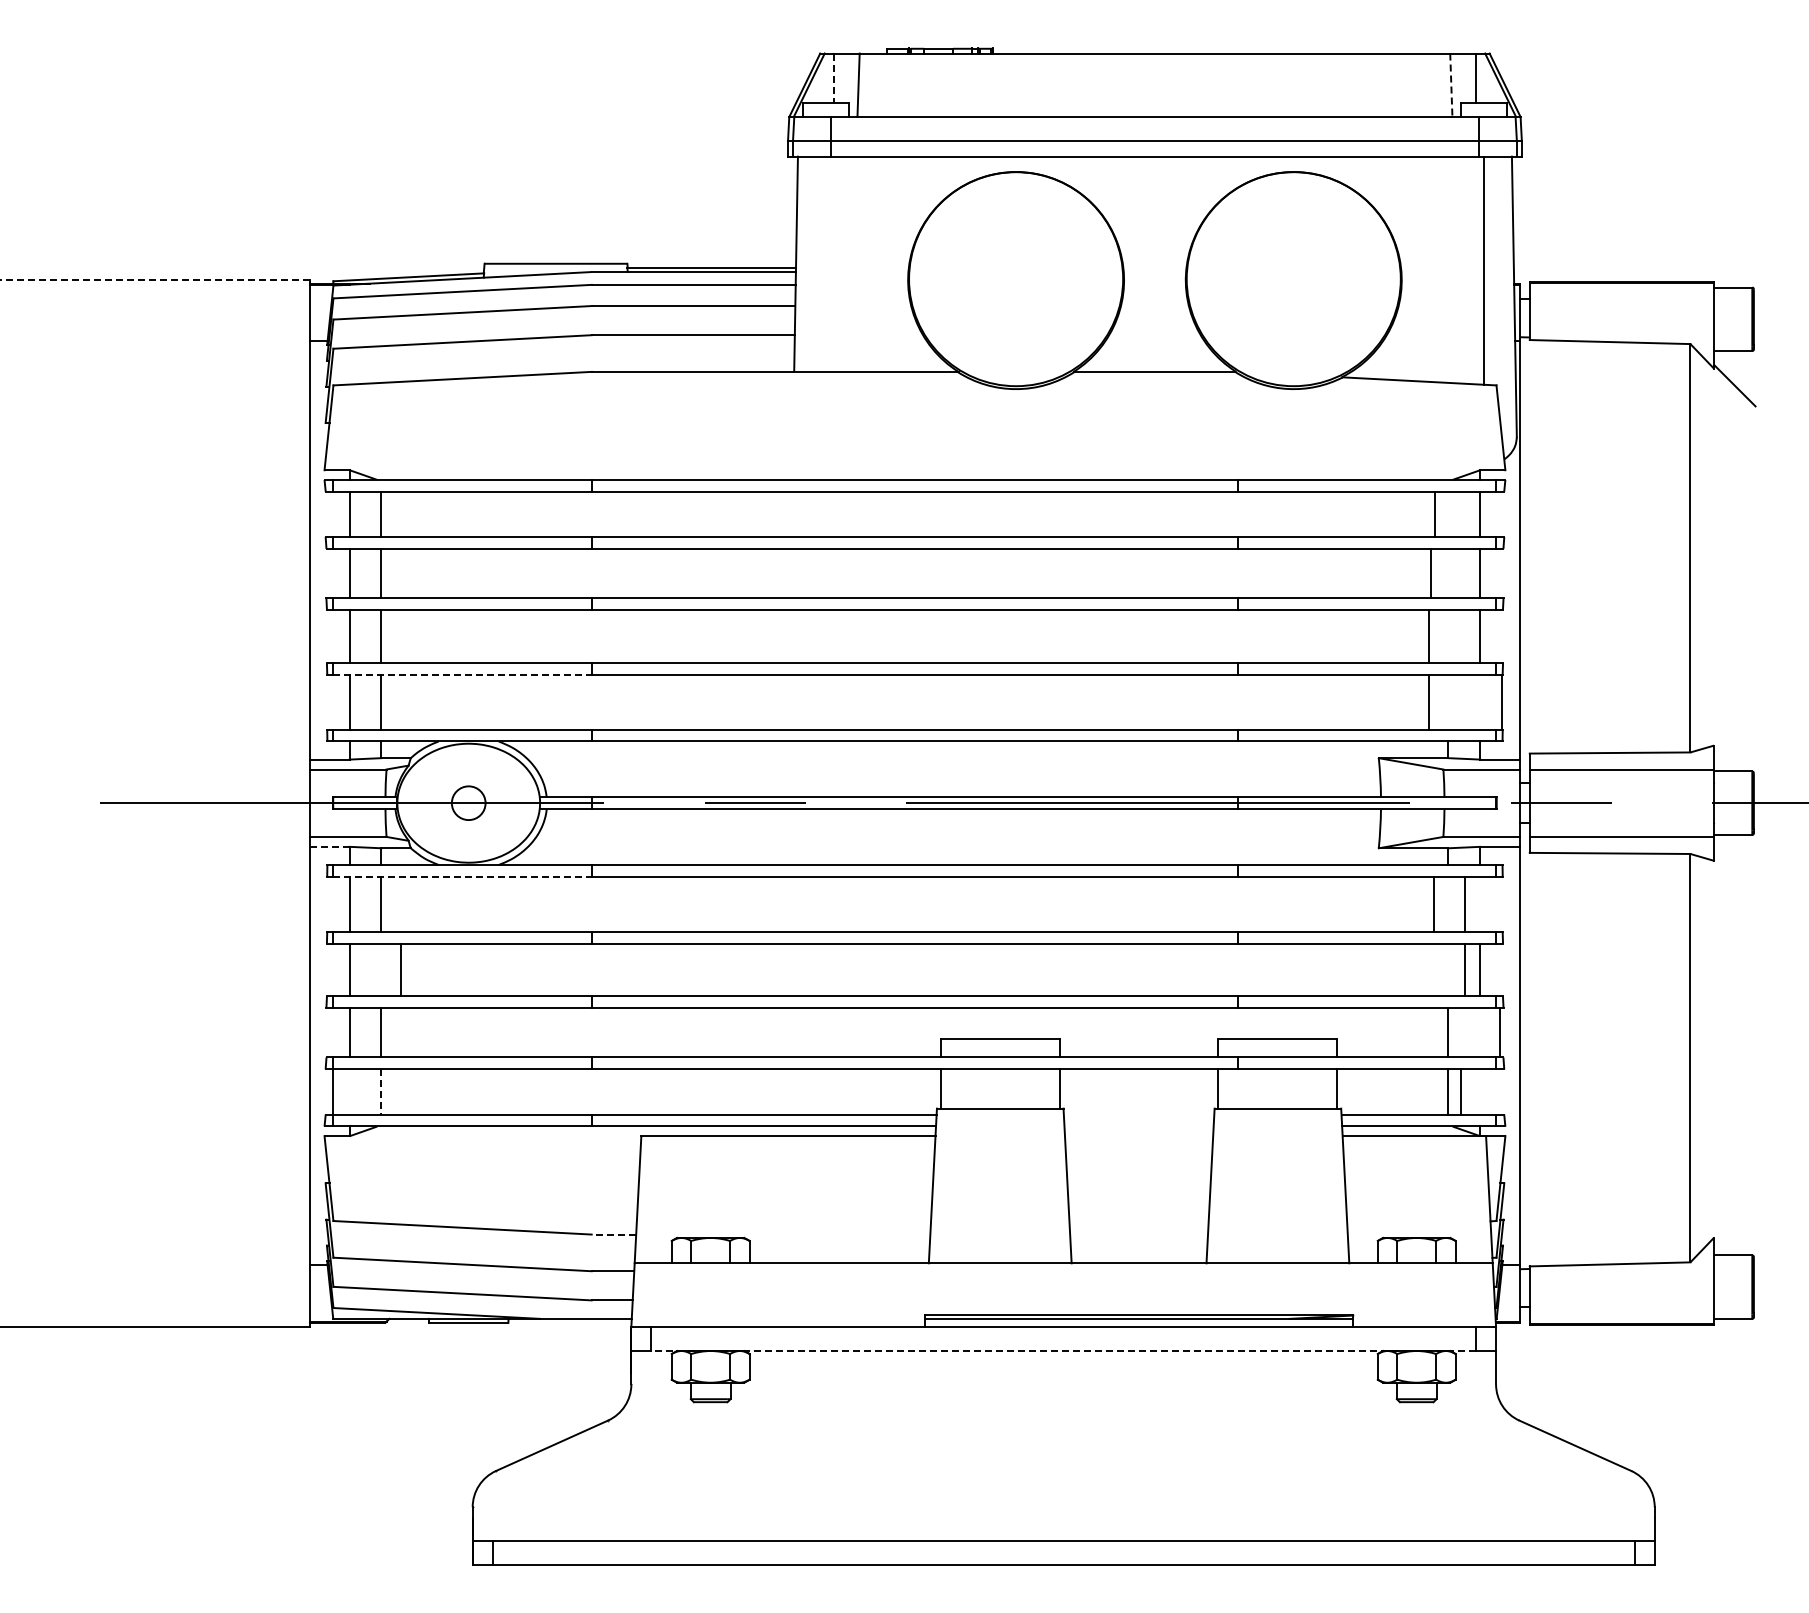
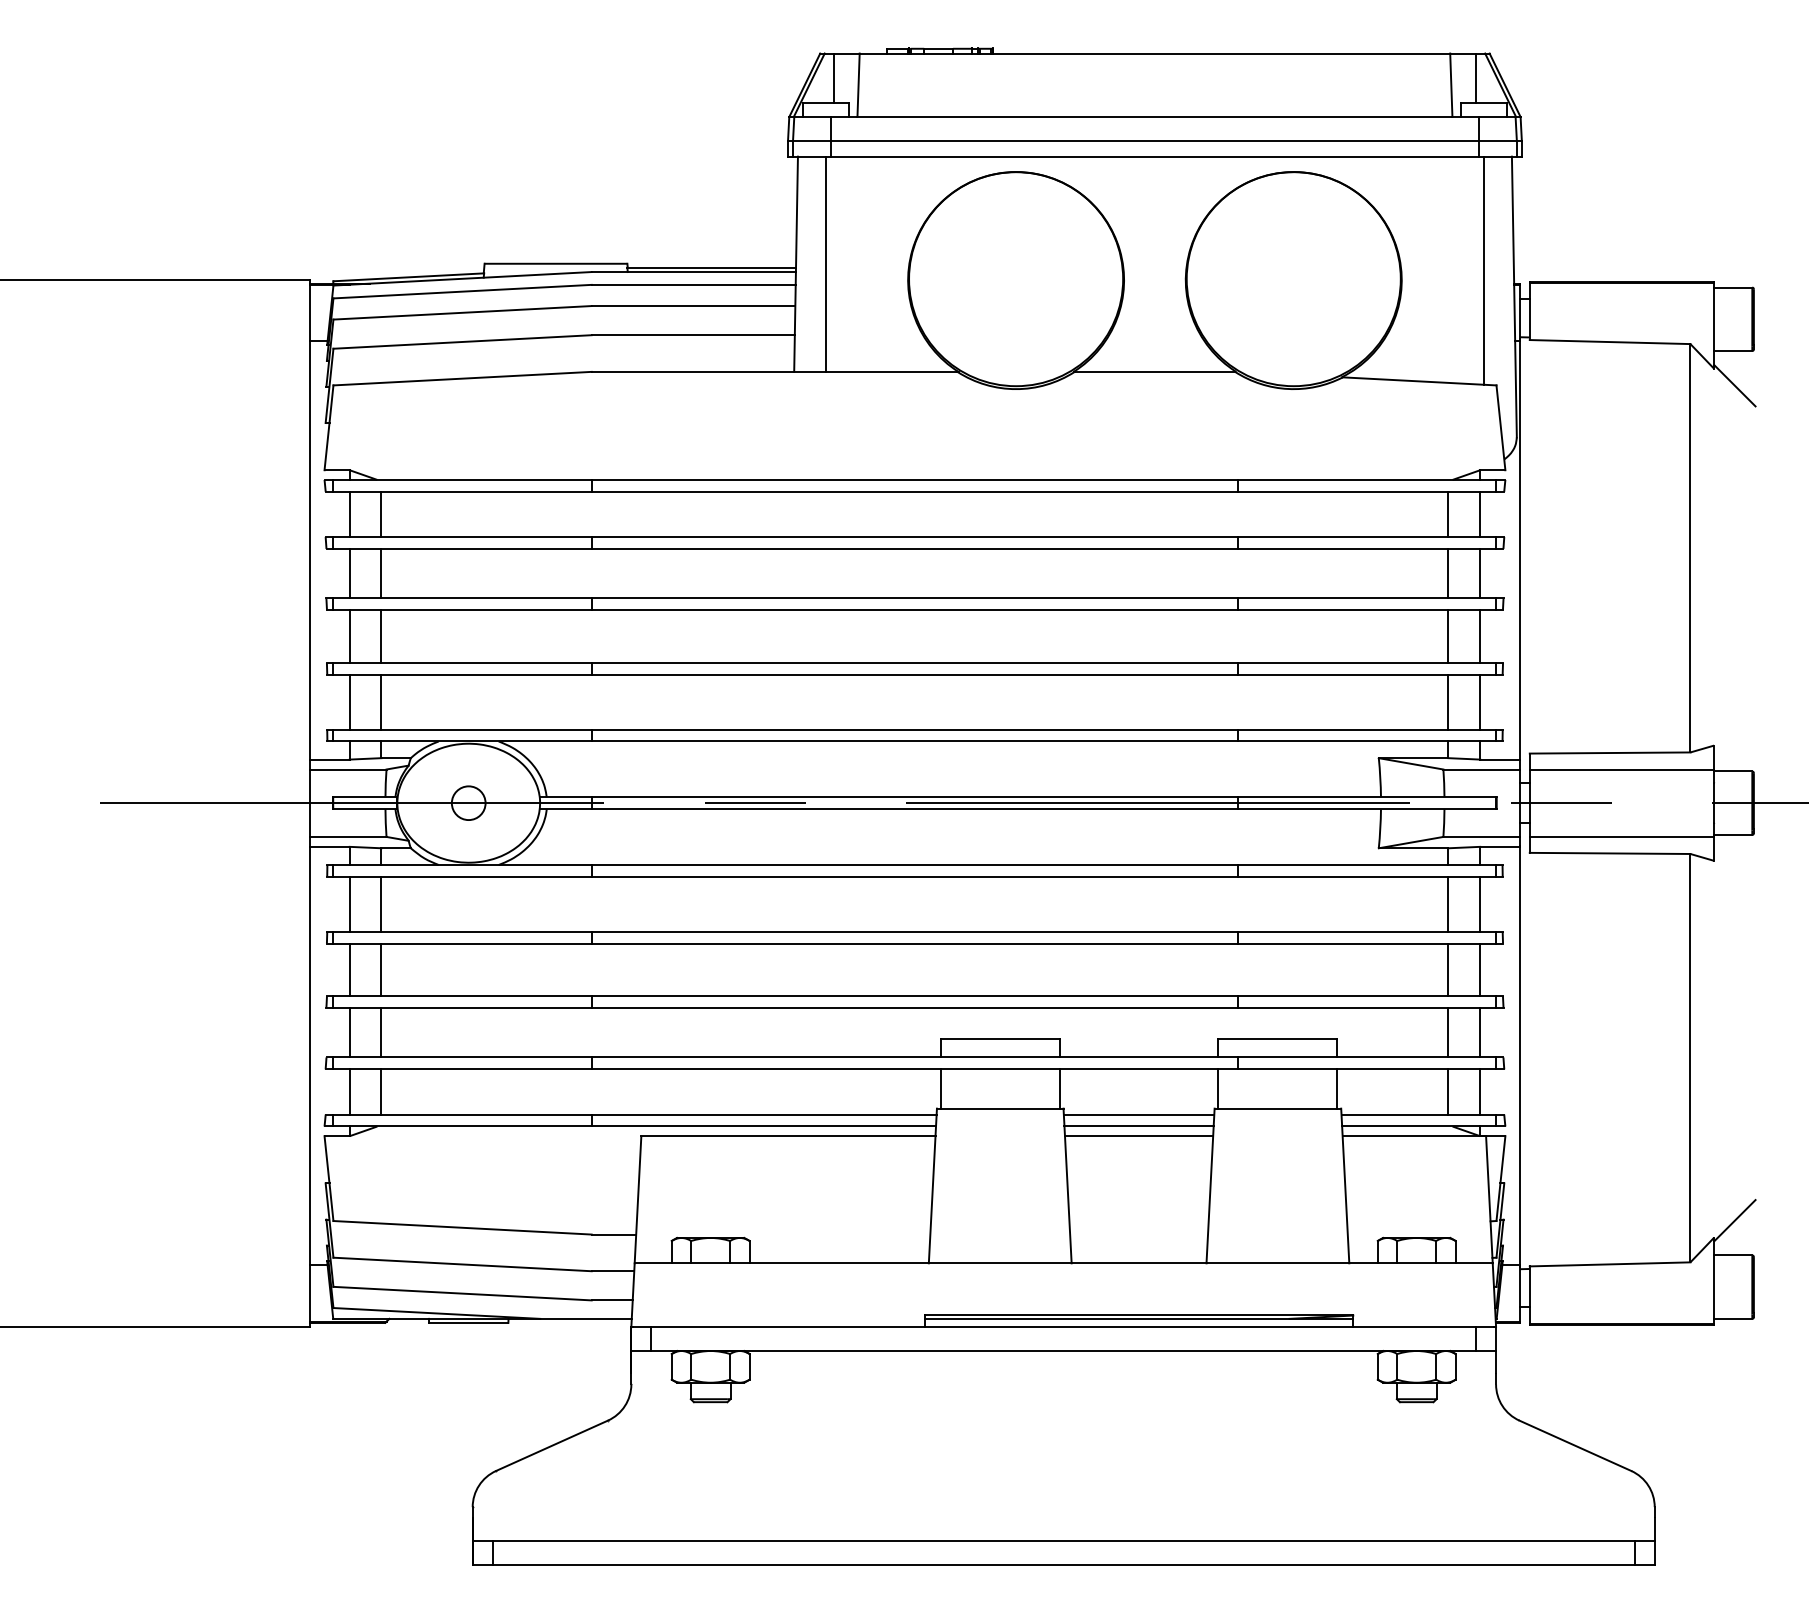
line: dashed -> solid (833, 78)
line: dashed -> solid (1451, 85)
line: none -> present (825, 263)
line: dashed -> solid (155, 279)
line position: (1435, 514) -> (1448, 514) (1448, 514)
line position: (1431, 573) -> (1448, 573) (1448, 573)
line position: (1429, 636) -> (1448, 636) (1448, 636)
line: dashed -> solid (463, 674)
line position: (1429, 701) -> (1448, 701) (1448, 701)
line position: (1502, 701) -> (1480, 701) (1480, 701)
line: dashed -> solid (329, 846)
line: dashed -> solid (463, 876)
line position: (1434, 903) -> (1448, 903) (1448, 903)
line position: (1465, 903) -> (1480, 903) (1480, 903)
line position: (401, 969) -> (381, 969) (381, 969)
line position: (1465, 969) -> (1448, 969) (1448, 969)
line position: (1500, 1032) -> (1480, 1032) (1480, 1032)
line position: (332, 1091) -> (349, 1091) (349, 1091)
line: dashed -> solid (381, 1091)
line position: (1461, 1091) -> (1480, 1091) (1480, 1091)
line: none -> present (1138, 1114)
line: none -> present (1138, 1126)
line: none -> present (1139, 1136)
line: none -> present (1734, 1220)
line: dashed -> solid (613, 1234)
line: dashed -> solid (1063, 1350)
